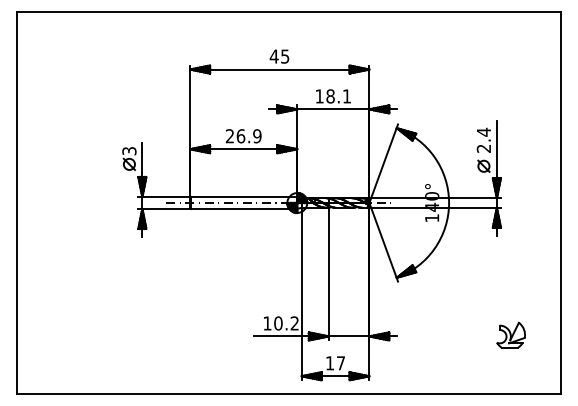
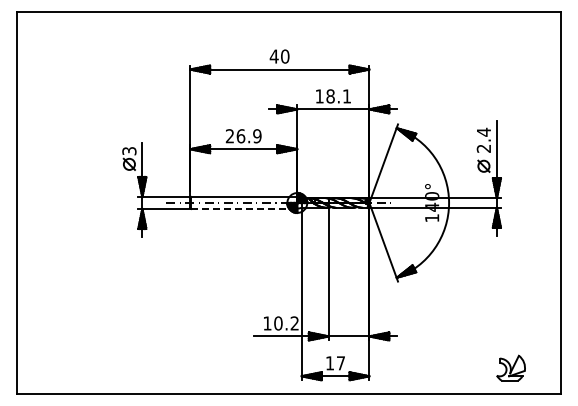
text: 45 -> 40 (285, 56)
line: solid -> dashed (244, 208)
part position: (510, 334) -> (510, 367) (510, 367)
